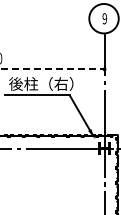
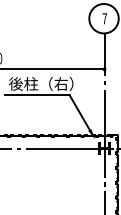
text: 9 -> 7 (104, 18)
line: dashed -> solid (51, 69)
